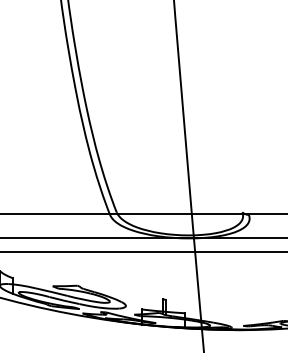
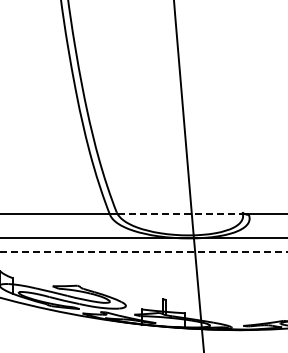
line: solid -> dashed (180, 214)
line: solid -> dashed (144, 252)
